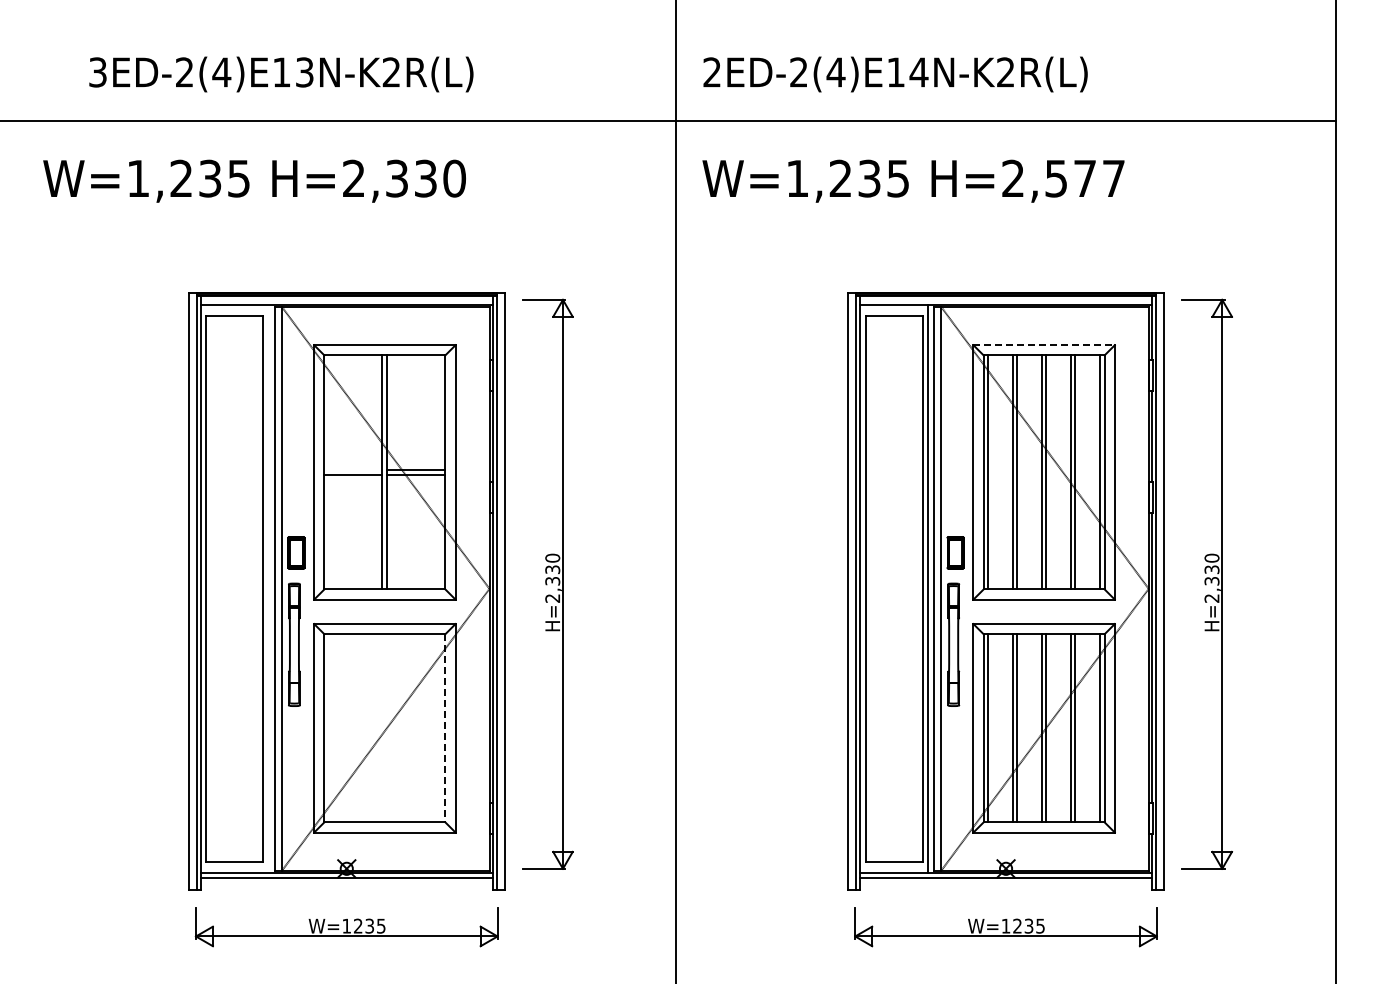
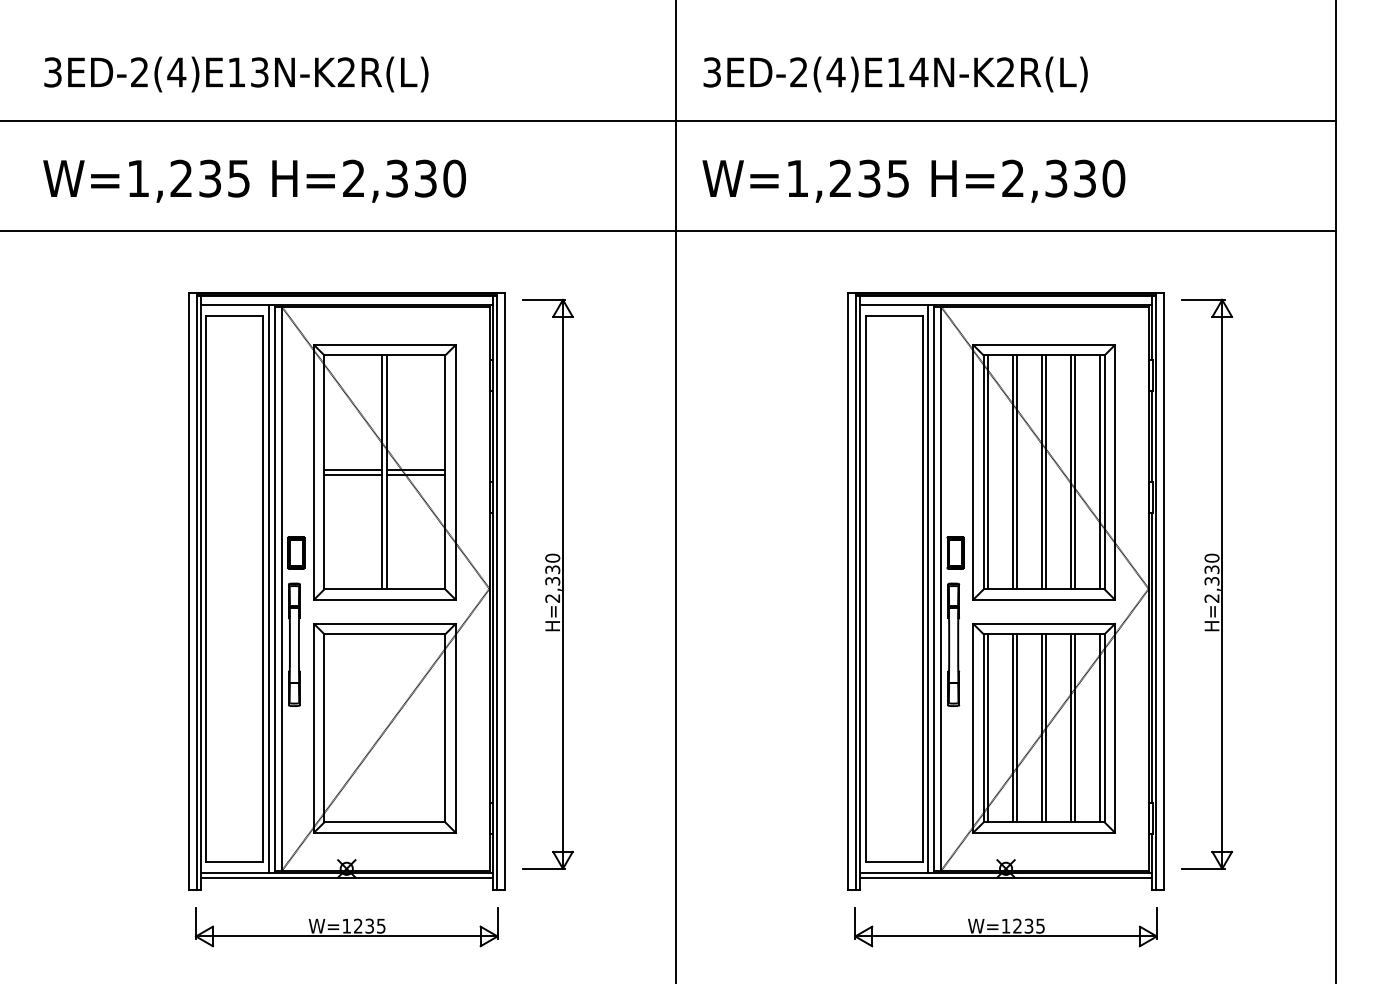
text: 2ED-2(4)E14N-K2R(L) -> 3ED-2(4)E14N-K2R(L) (711, 72)
text position: (281, 74) -> (236, 74) (236, 74)
text: H=2,577 -> H=2,330 (1085, 178)
line: none -> present (668, 230)
line: dashed -> solid (1044, 345)
line: none -> present (353, 469)
line: none -> present (268, 588)
line: dashed -> solid (445, 728)
